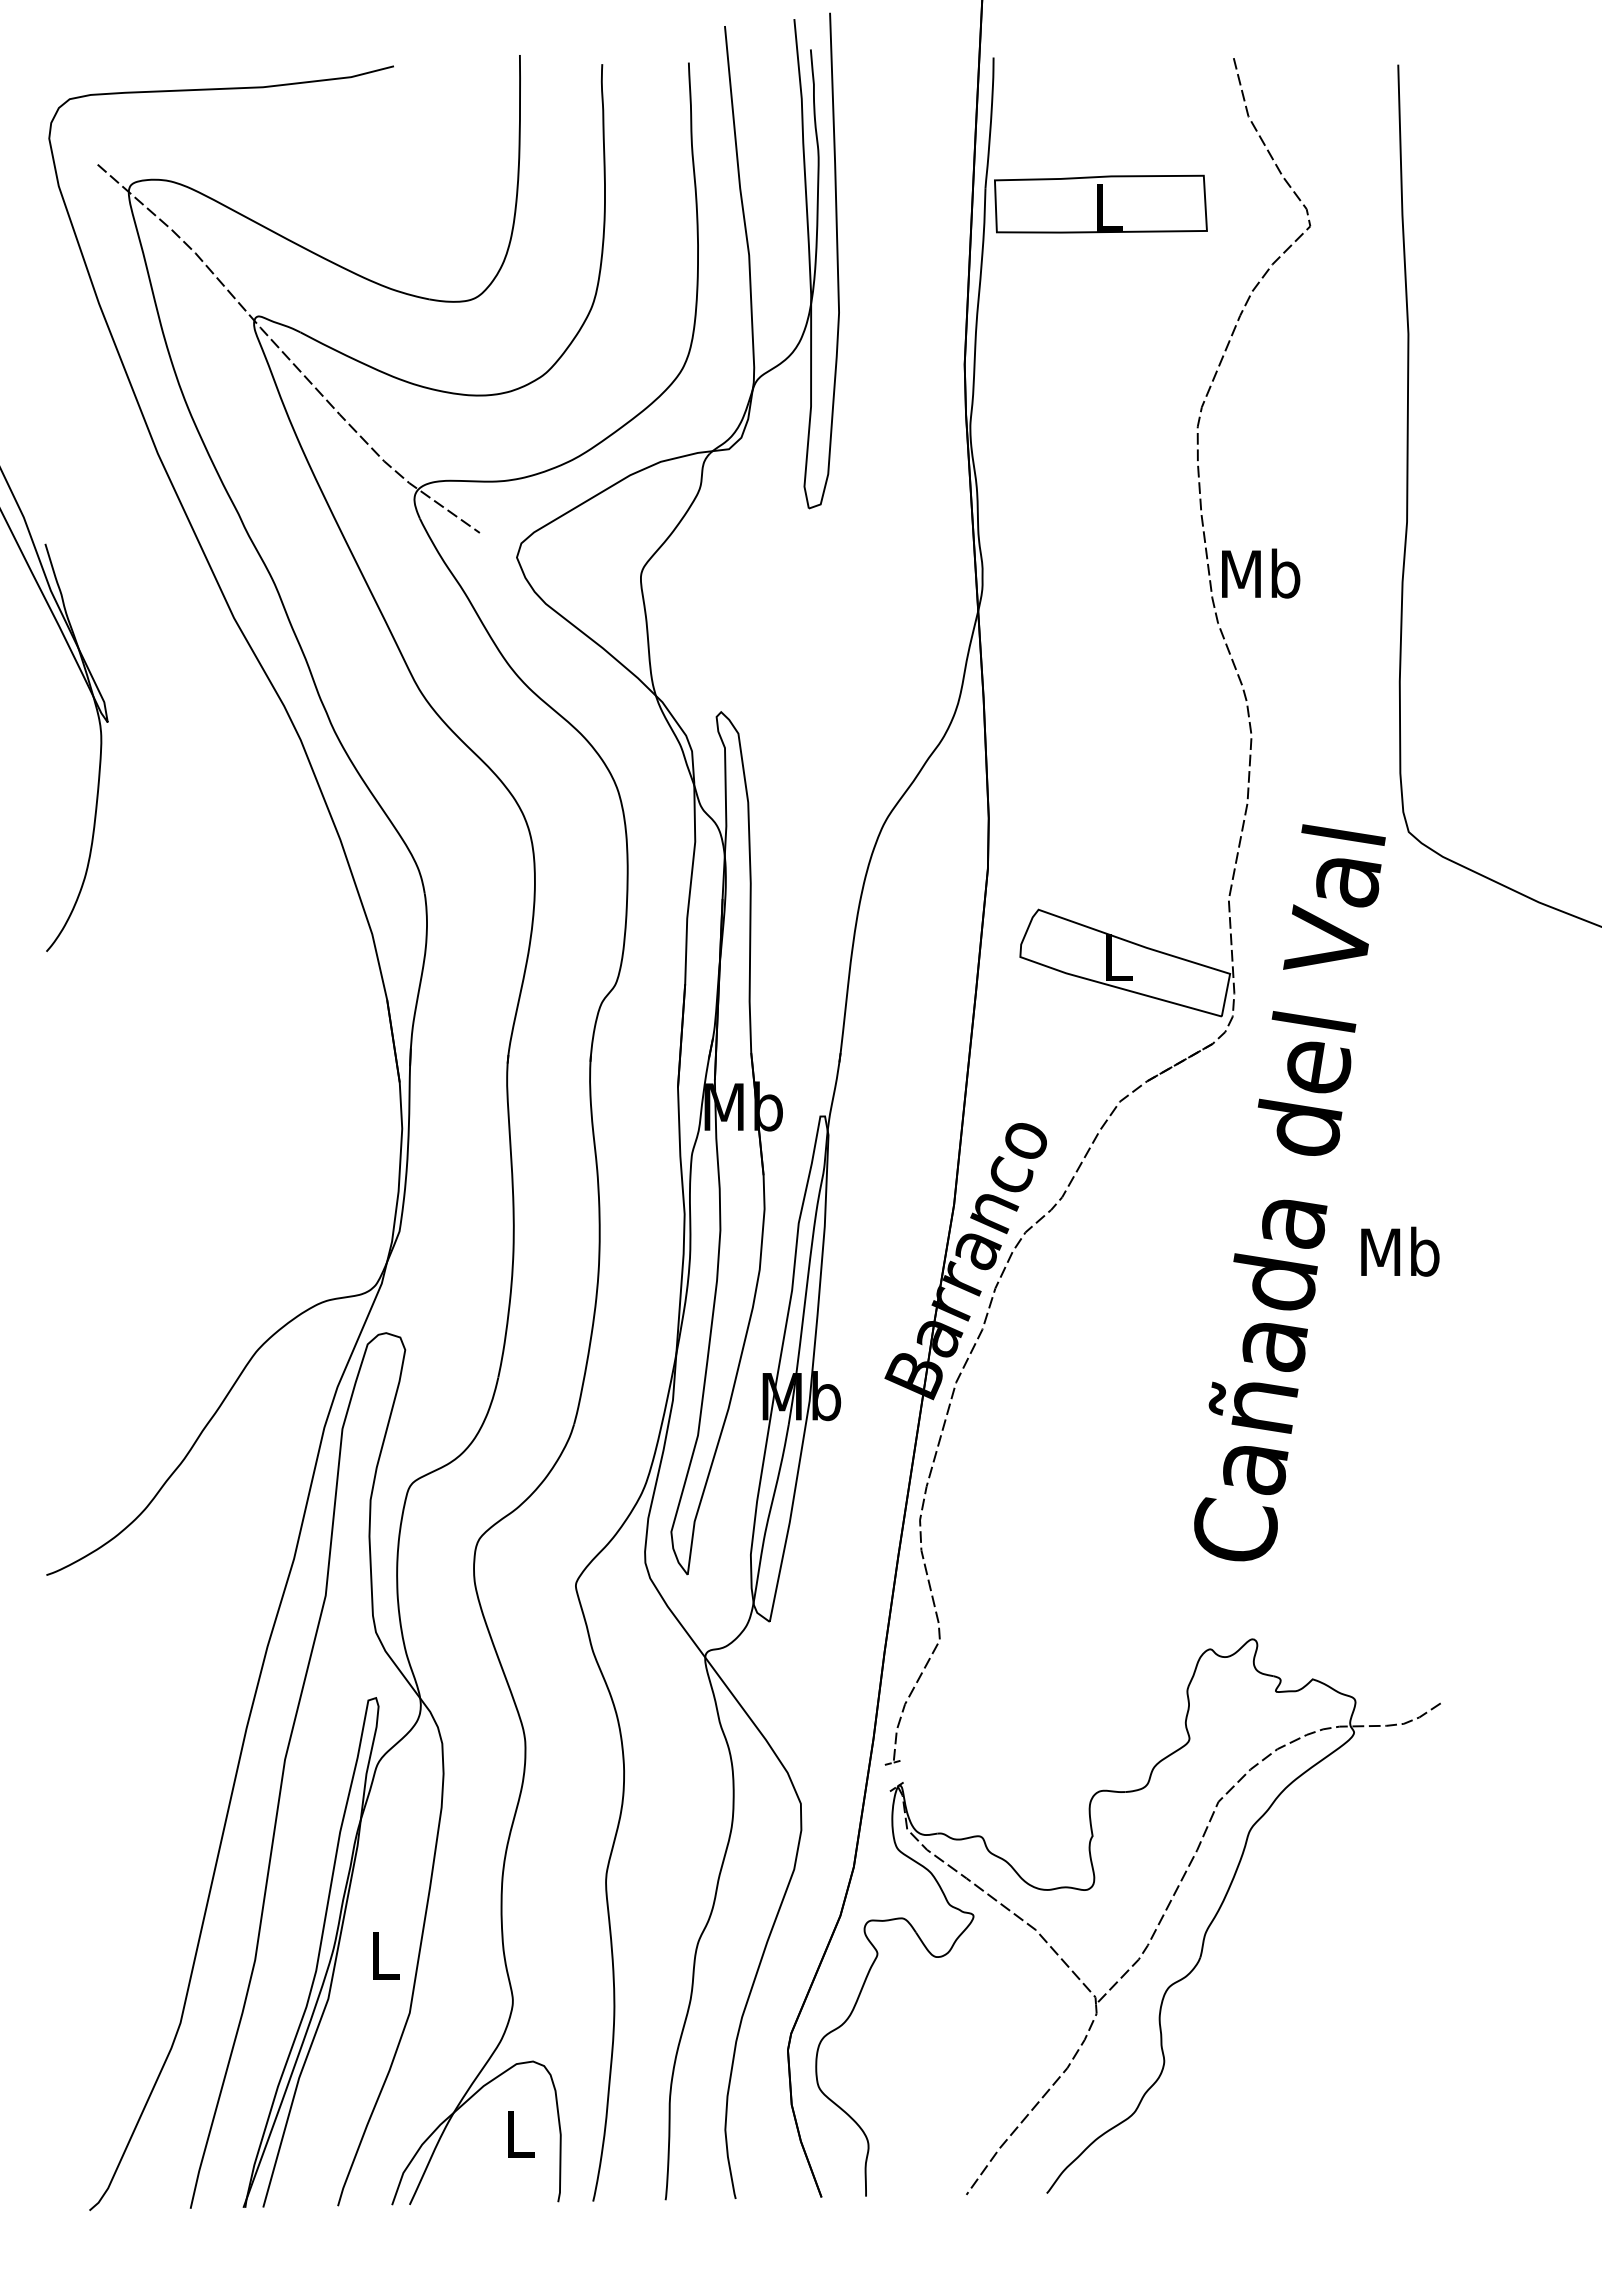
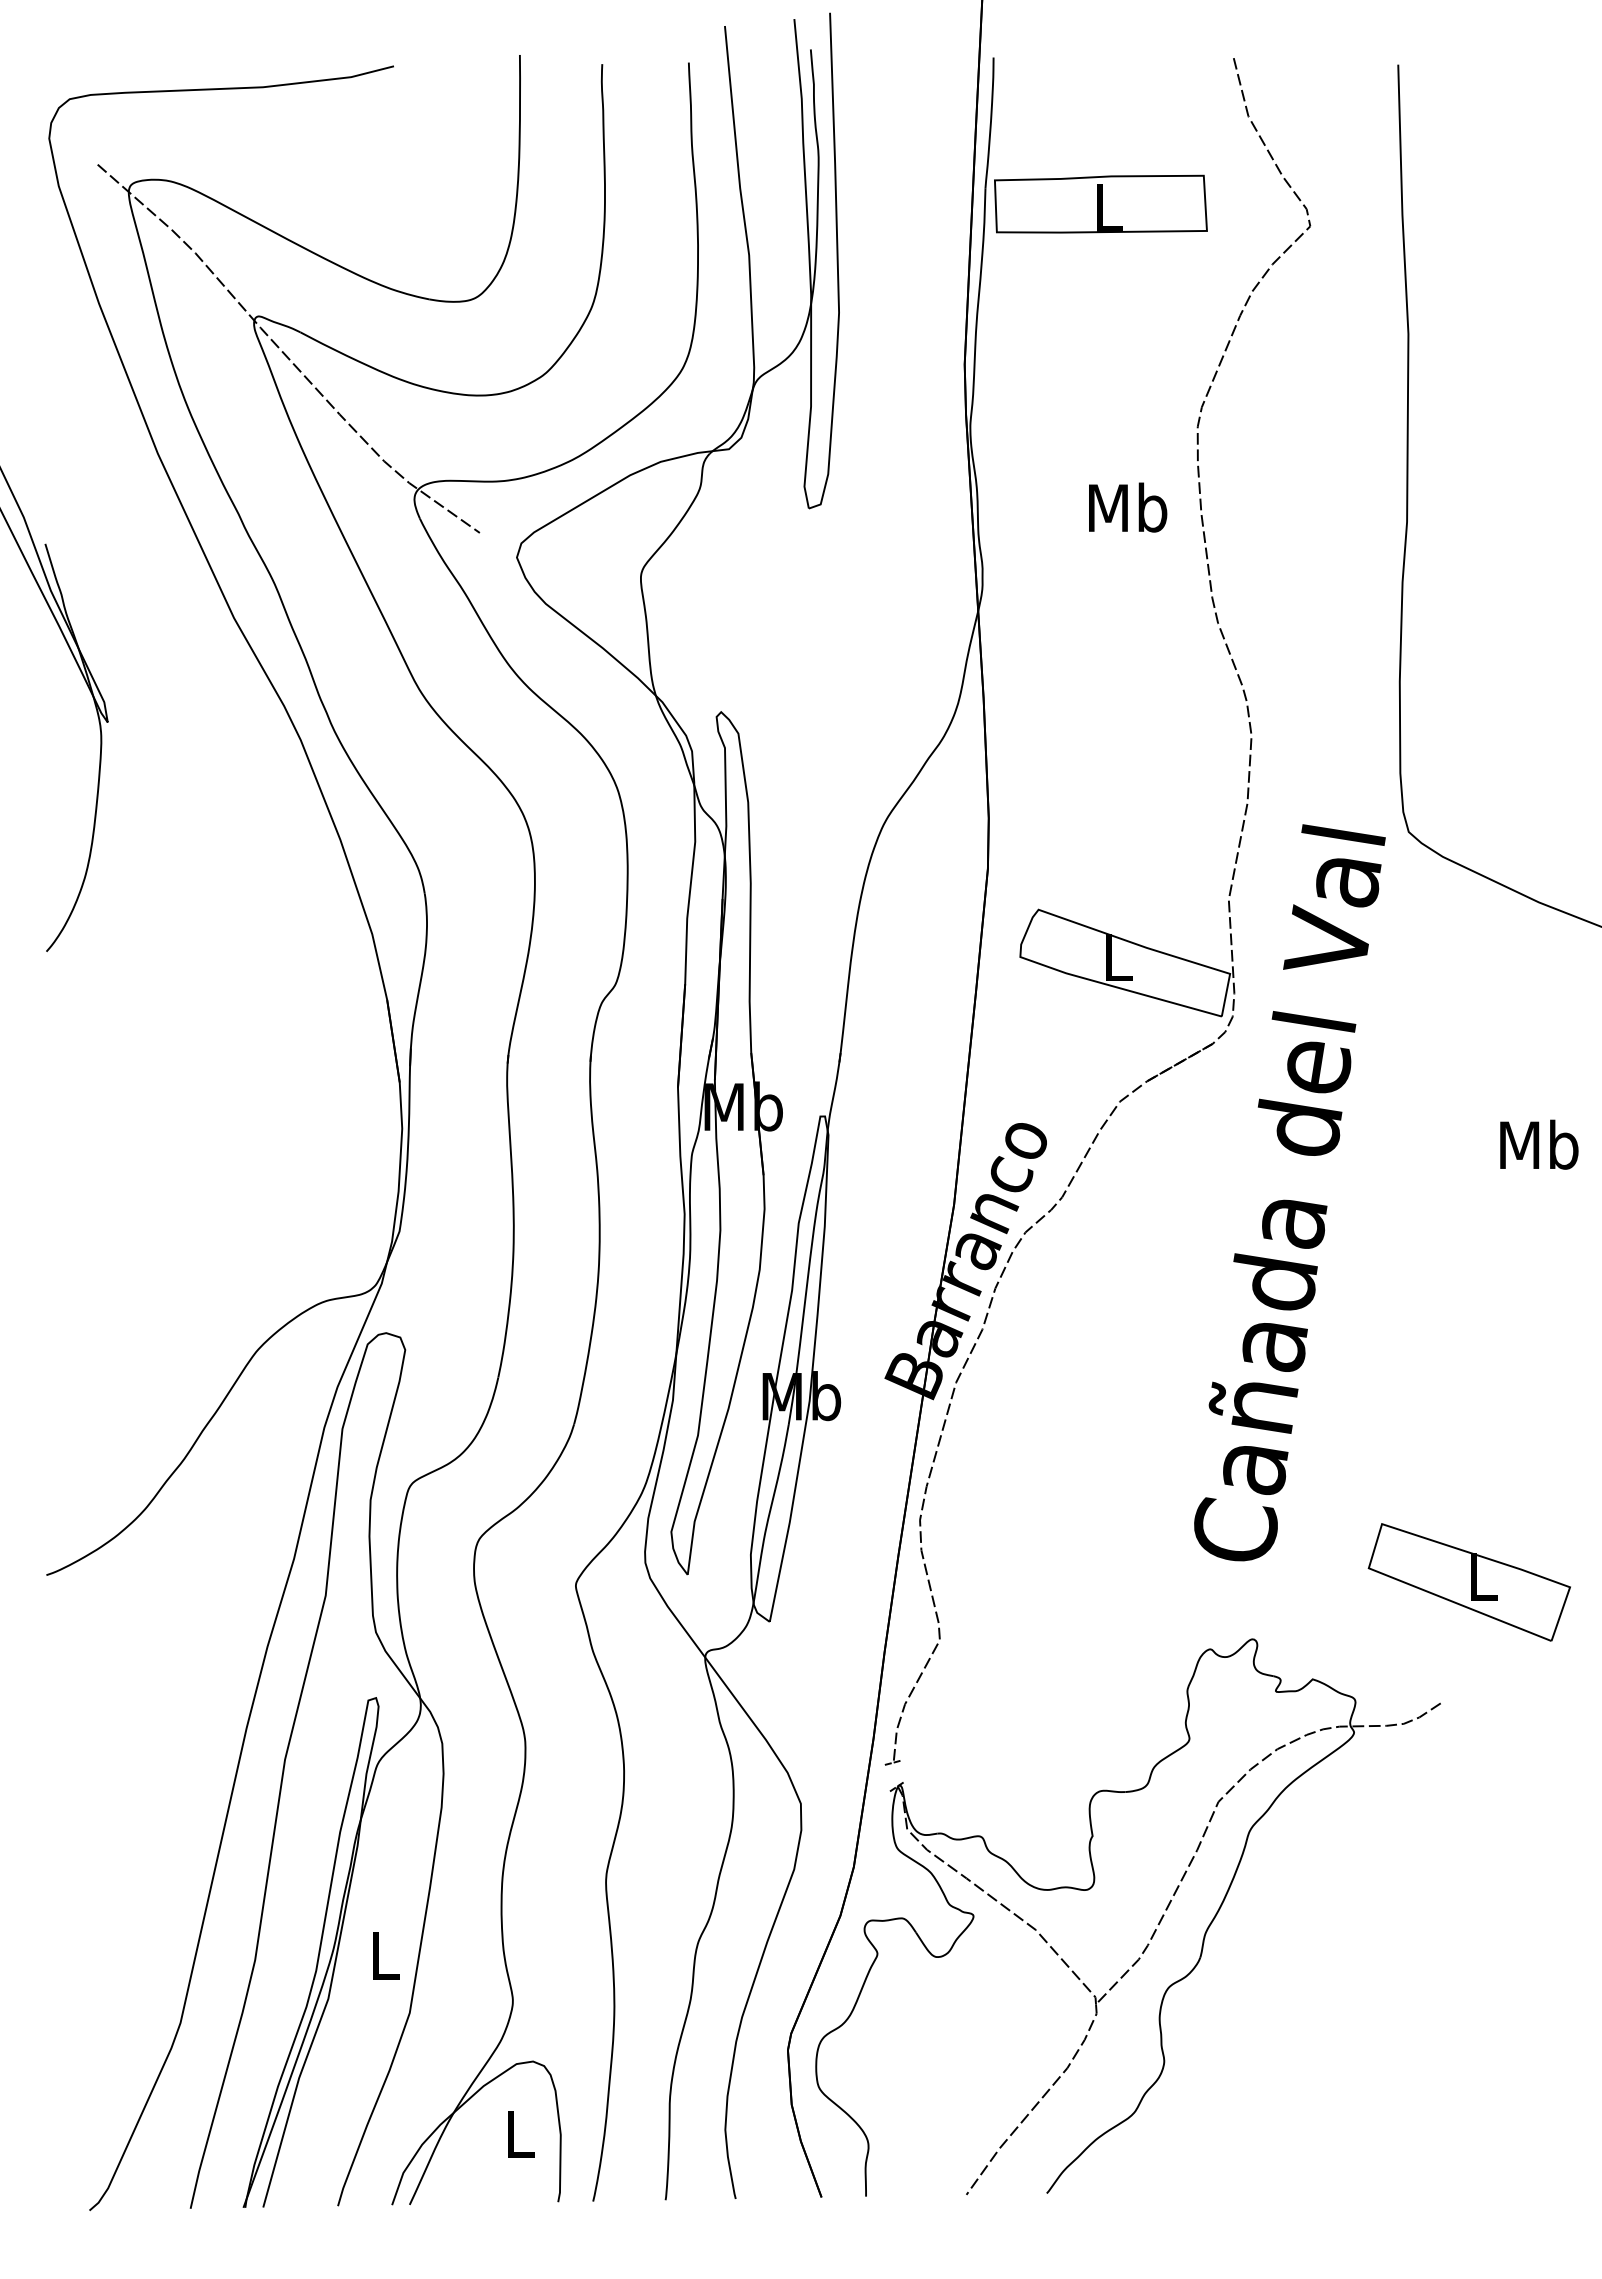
text position: (1261, 573) -> (1128, 507) (1128, 507)
text position: (1400, 1251) -> (1539, 1144) (1539, 1144)
part: none -> present (1468, 1582)
